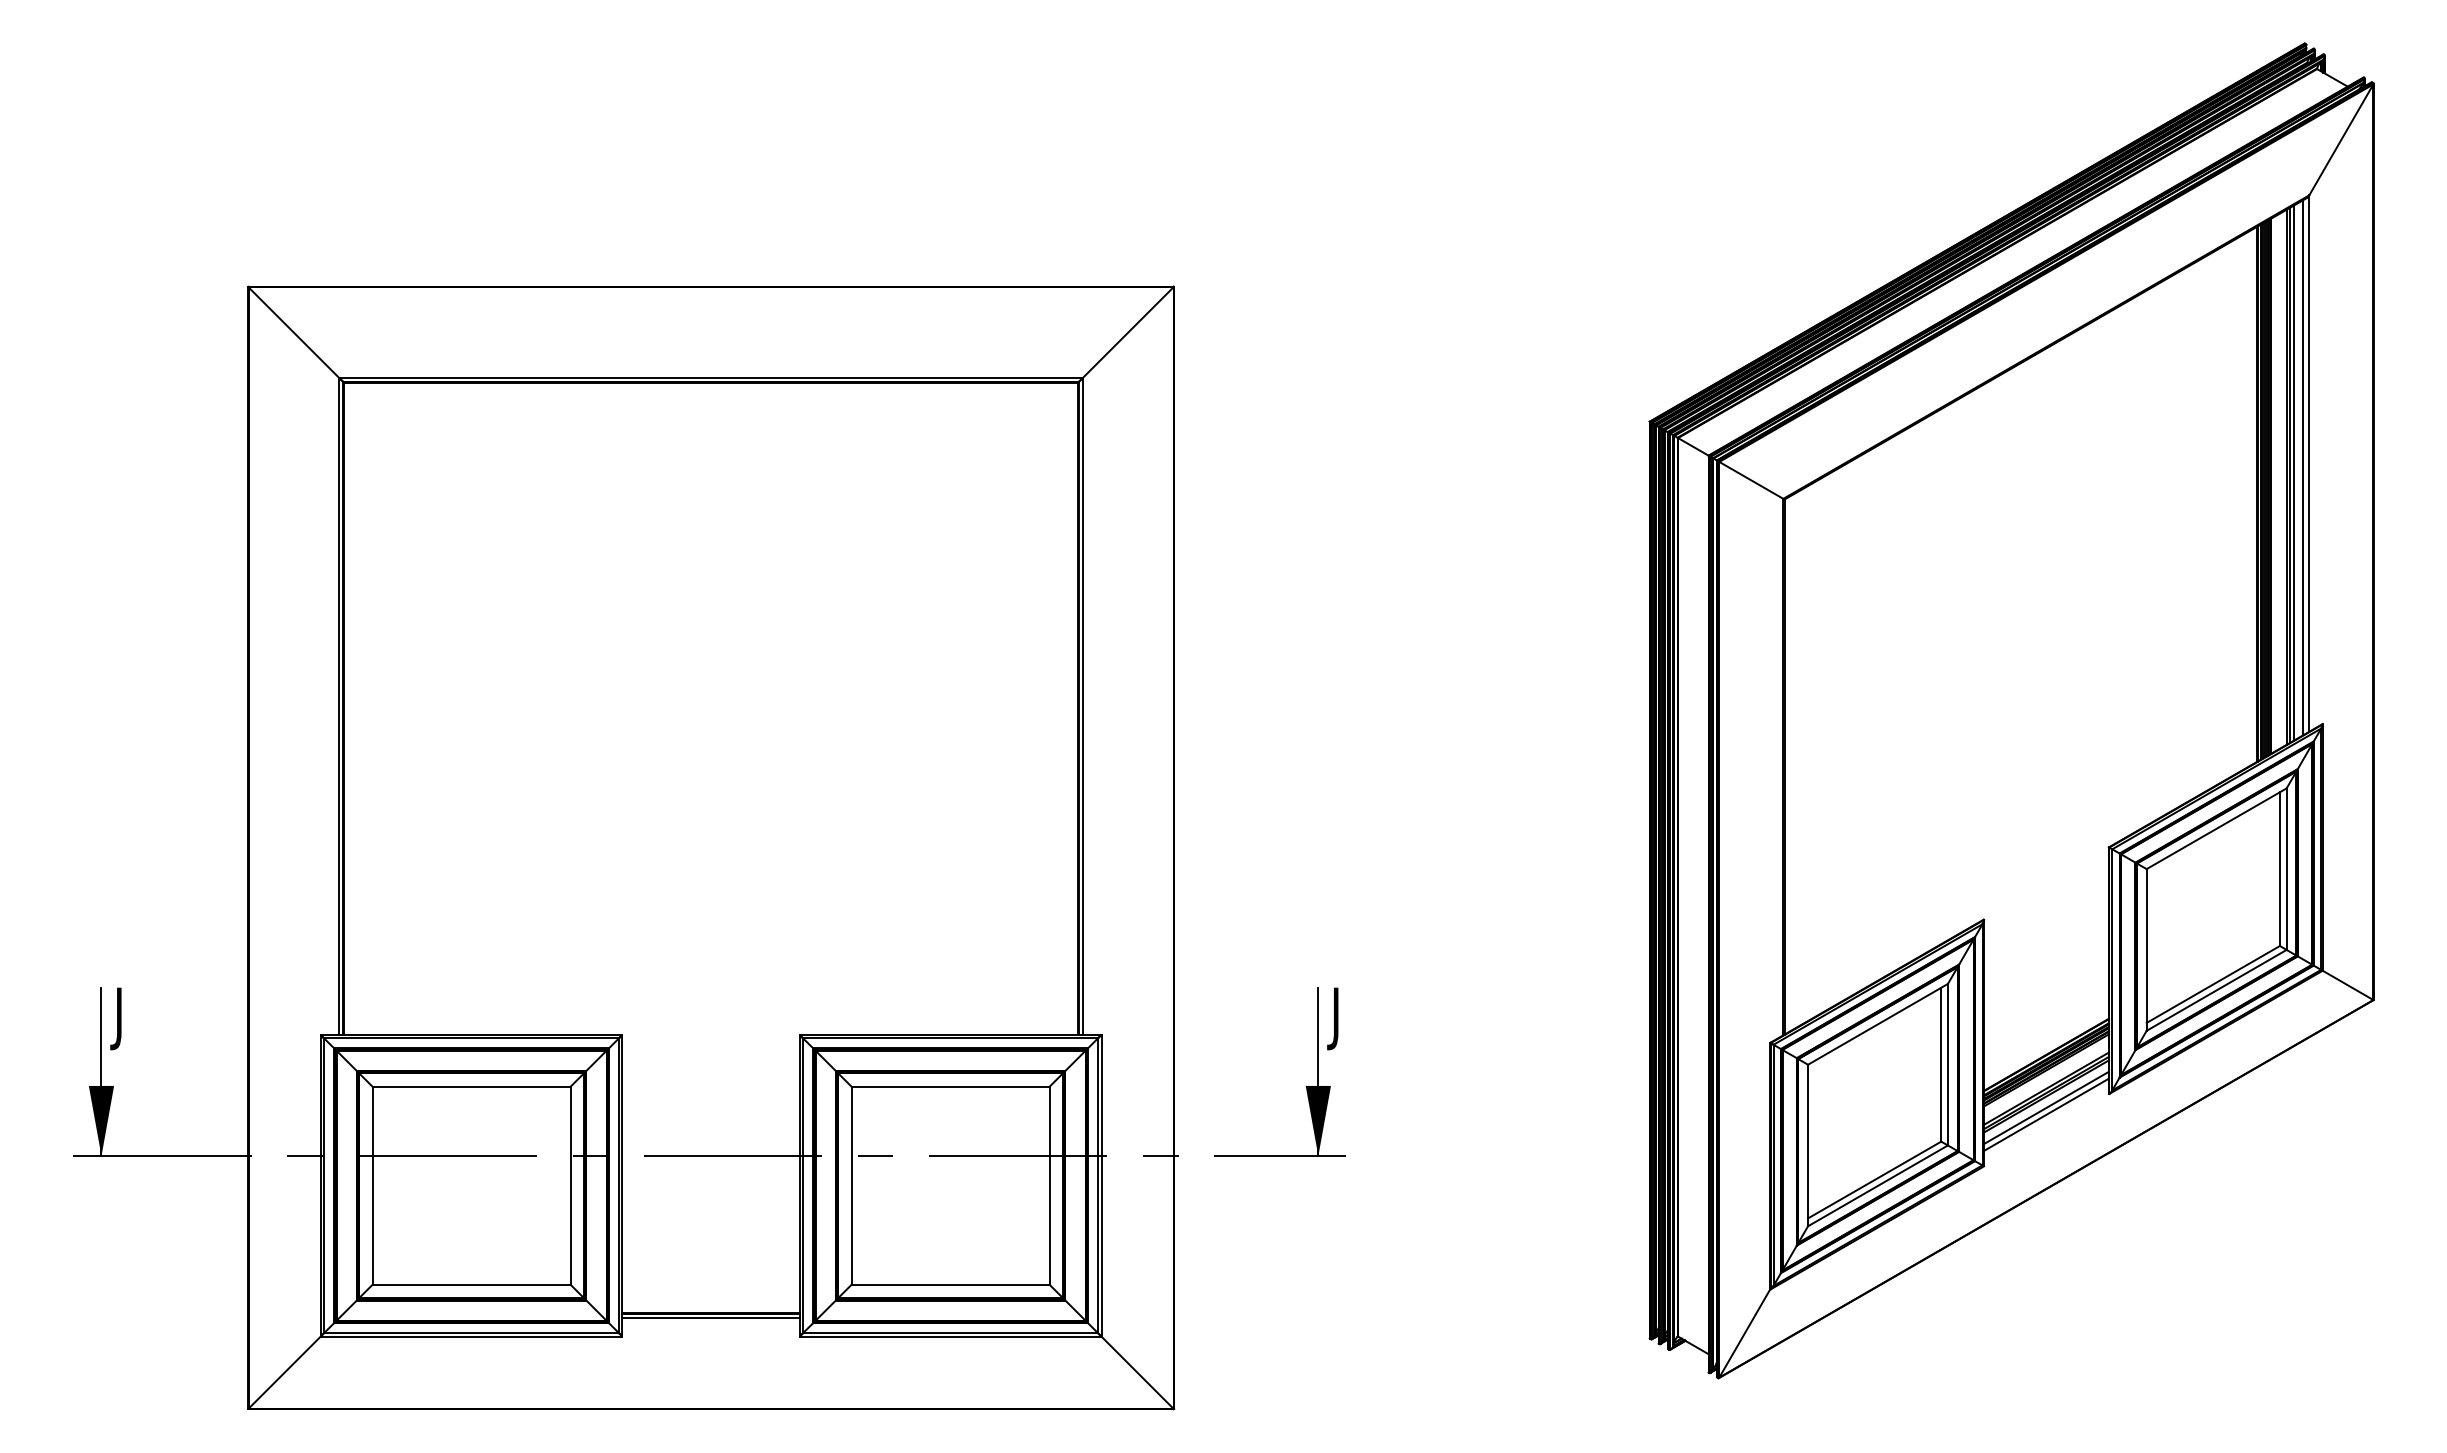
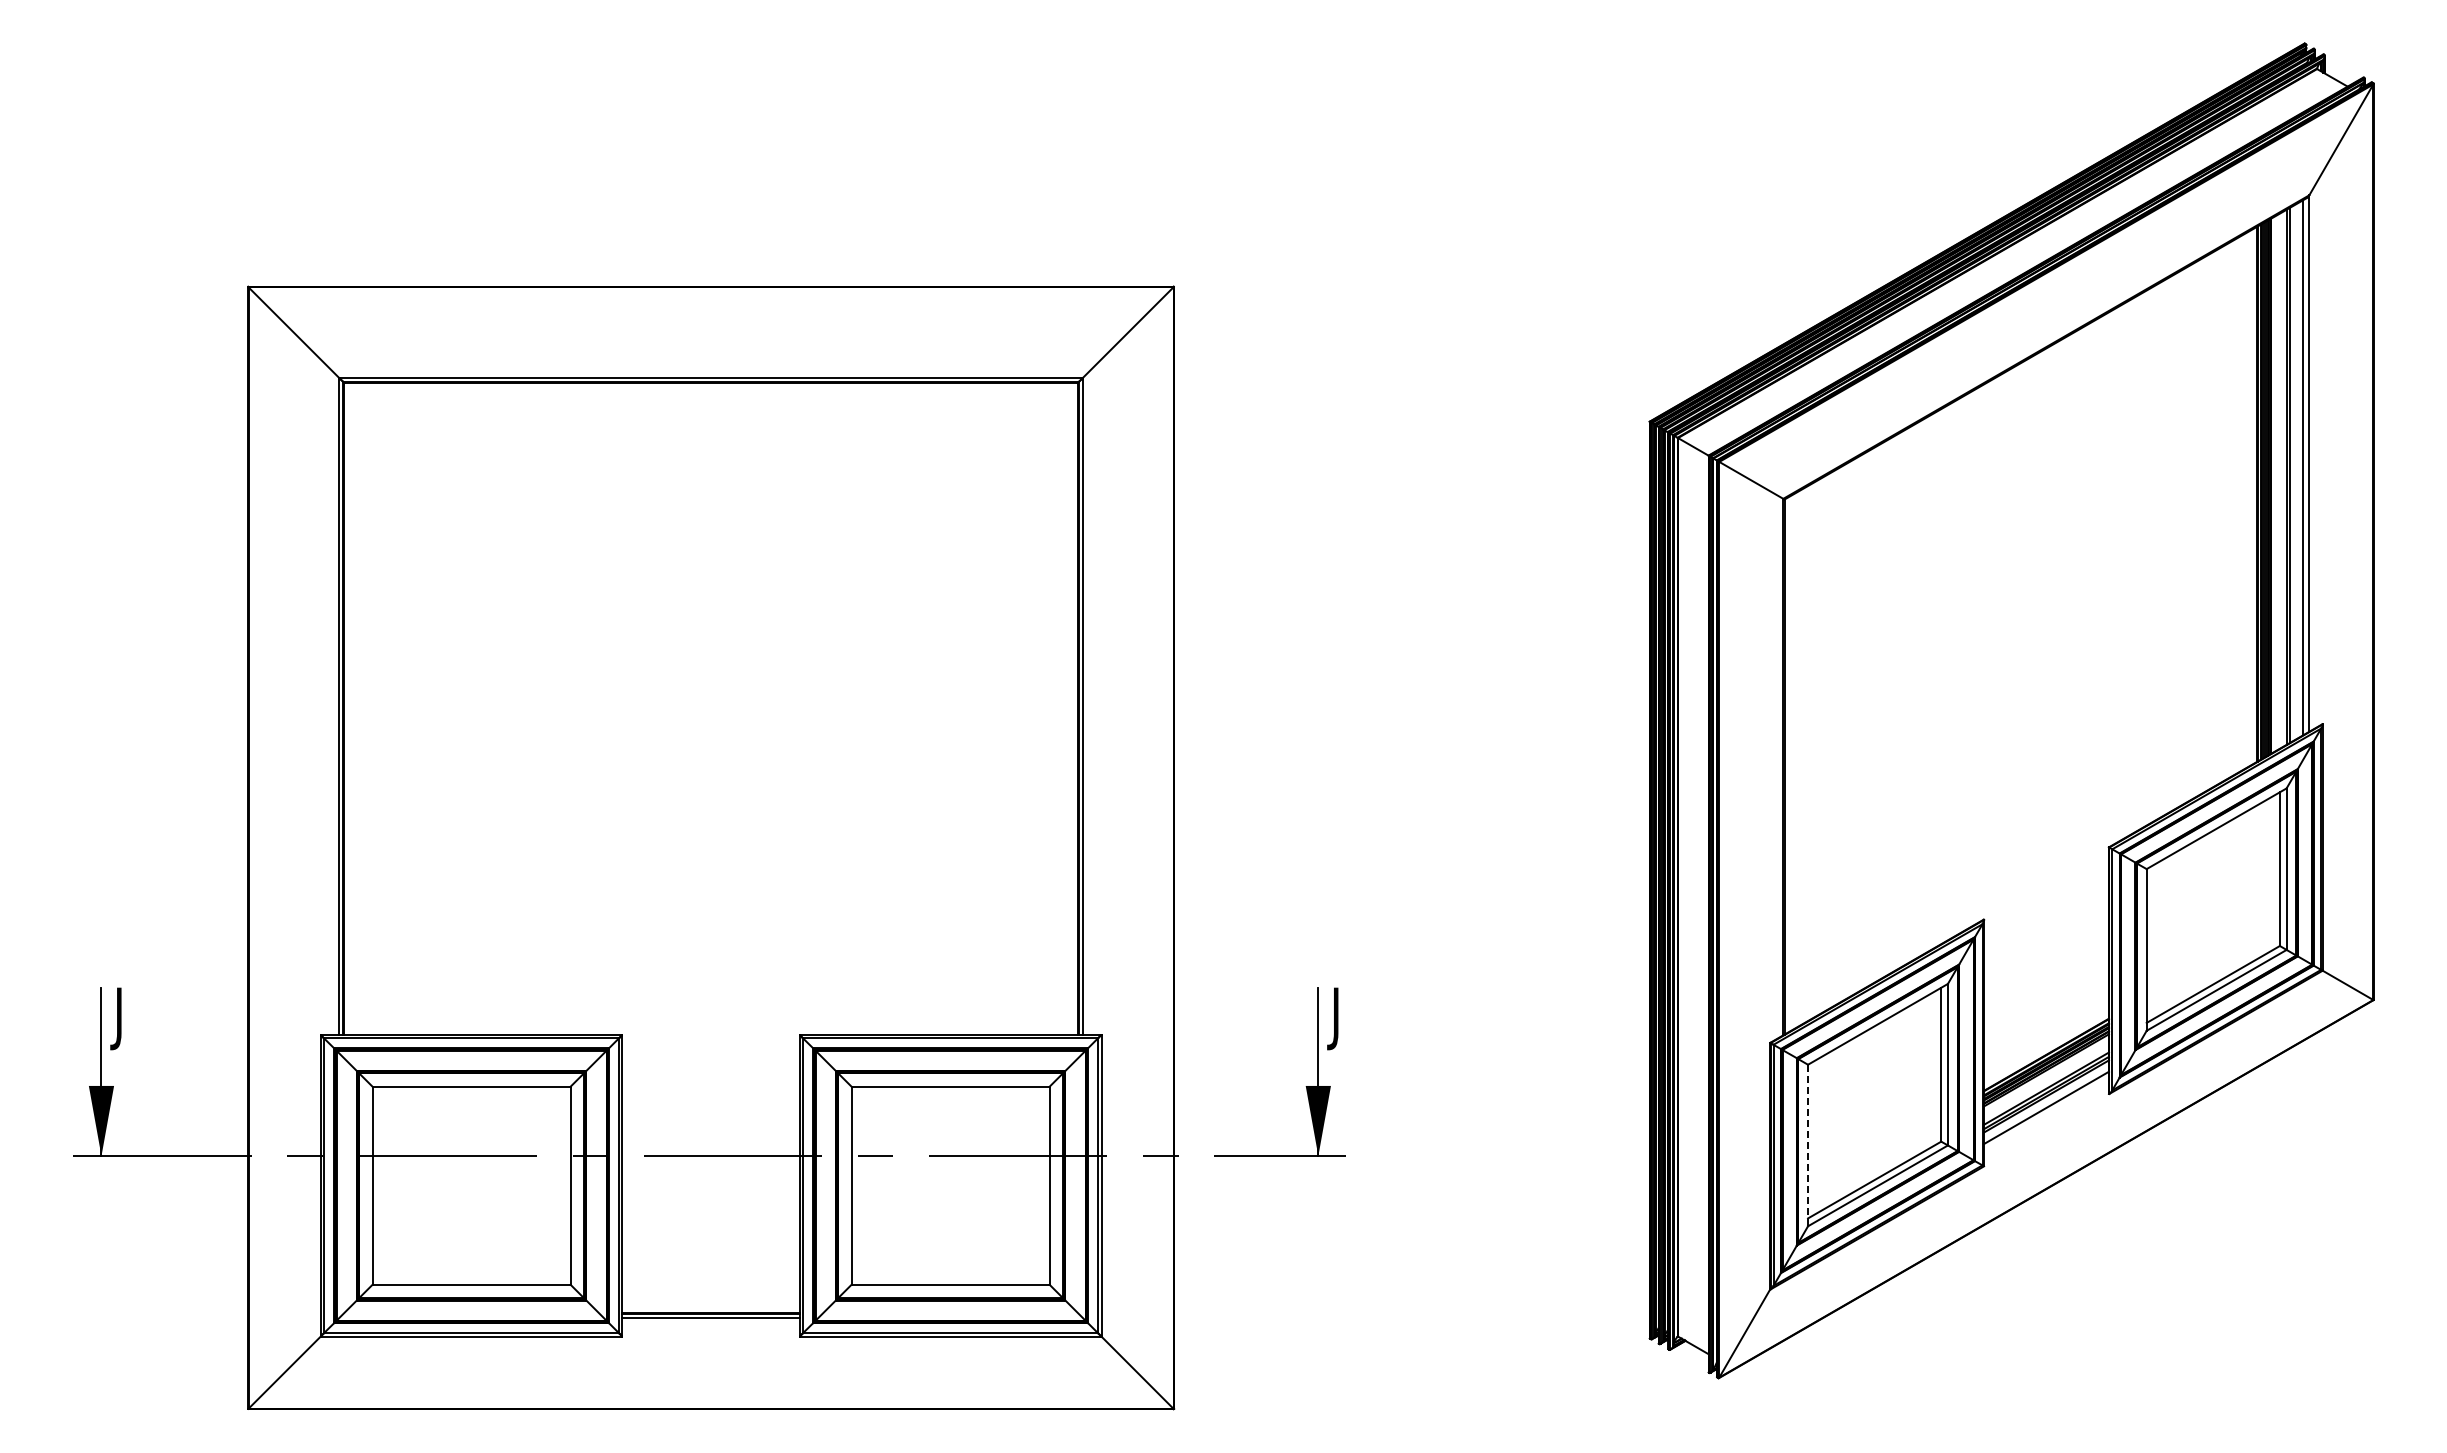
line: present -> none (2293, 472)
line: present -> none (2046, 1114)
line: solid -> dashed (1808, 1145)
